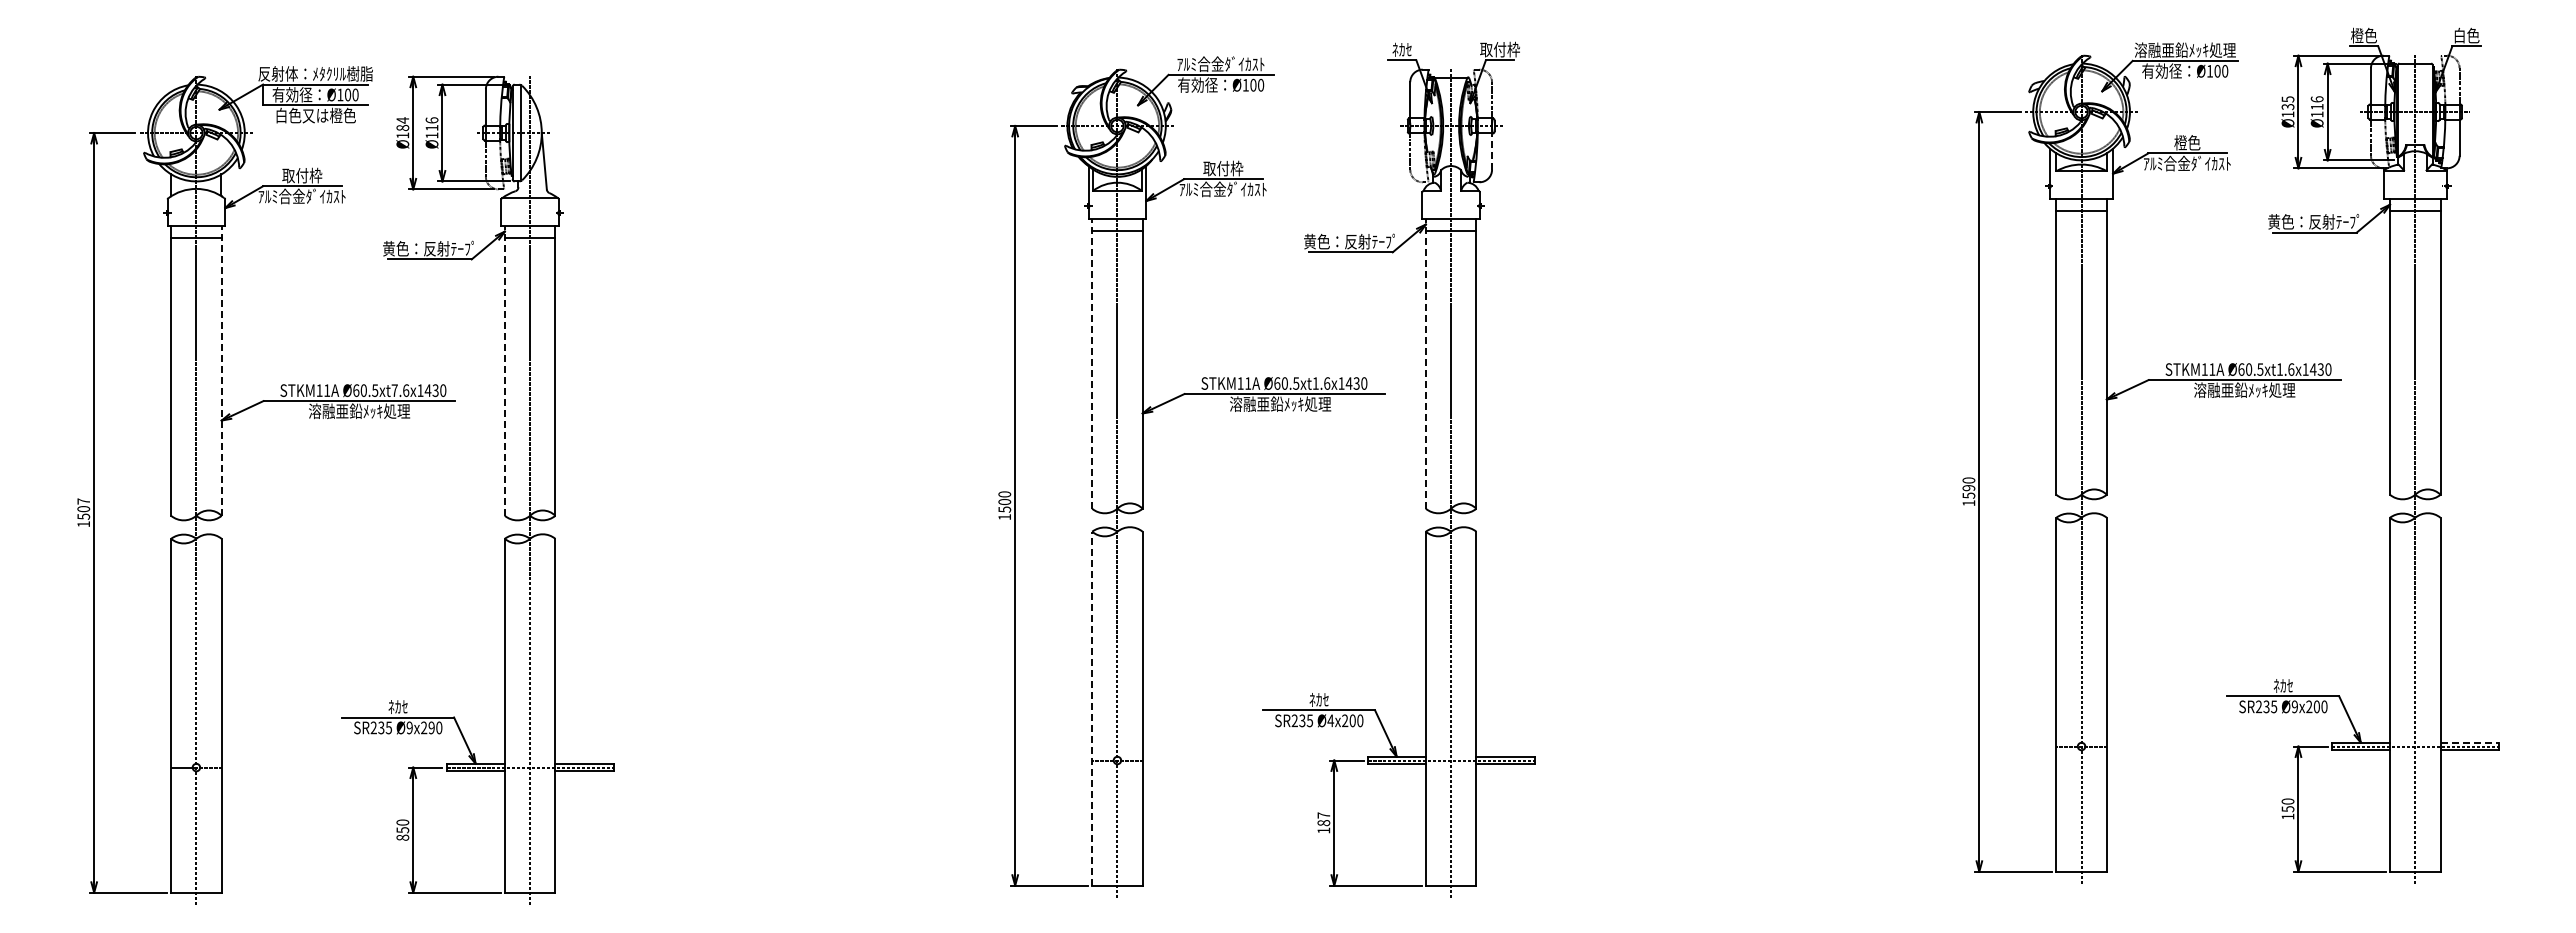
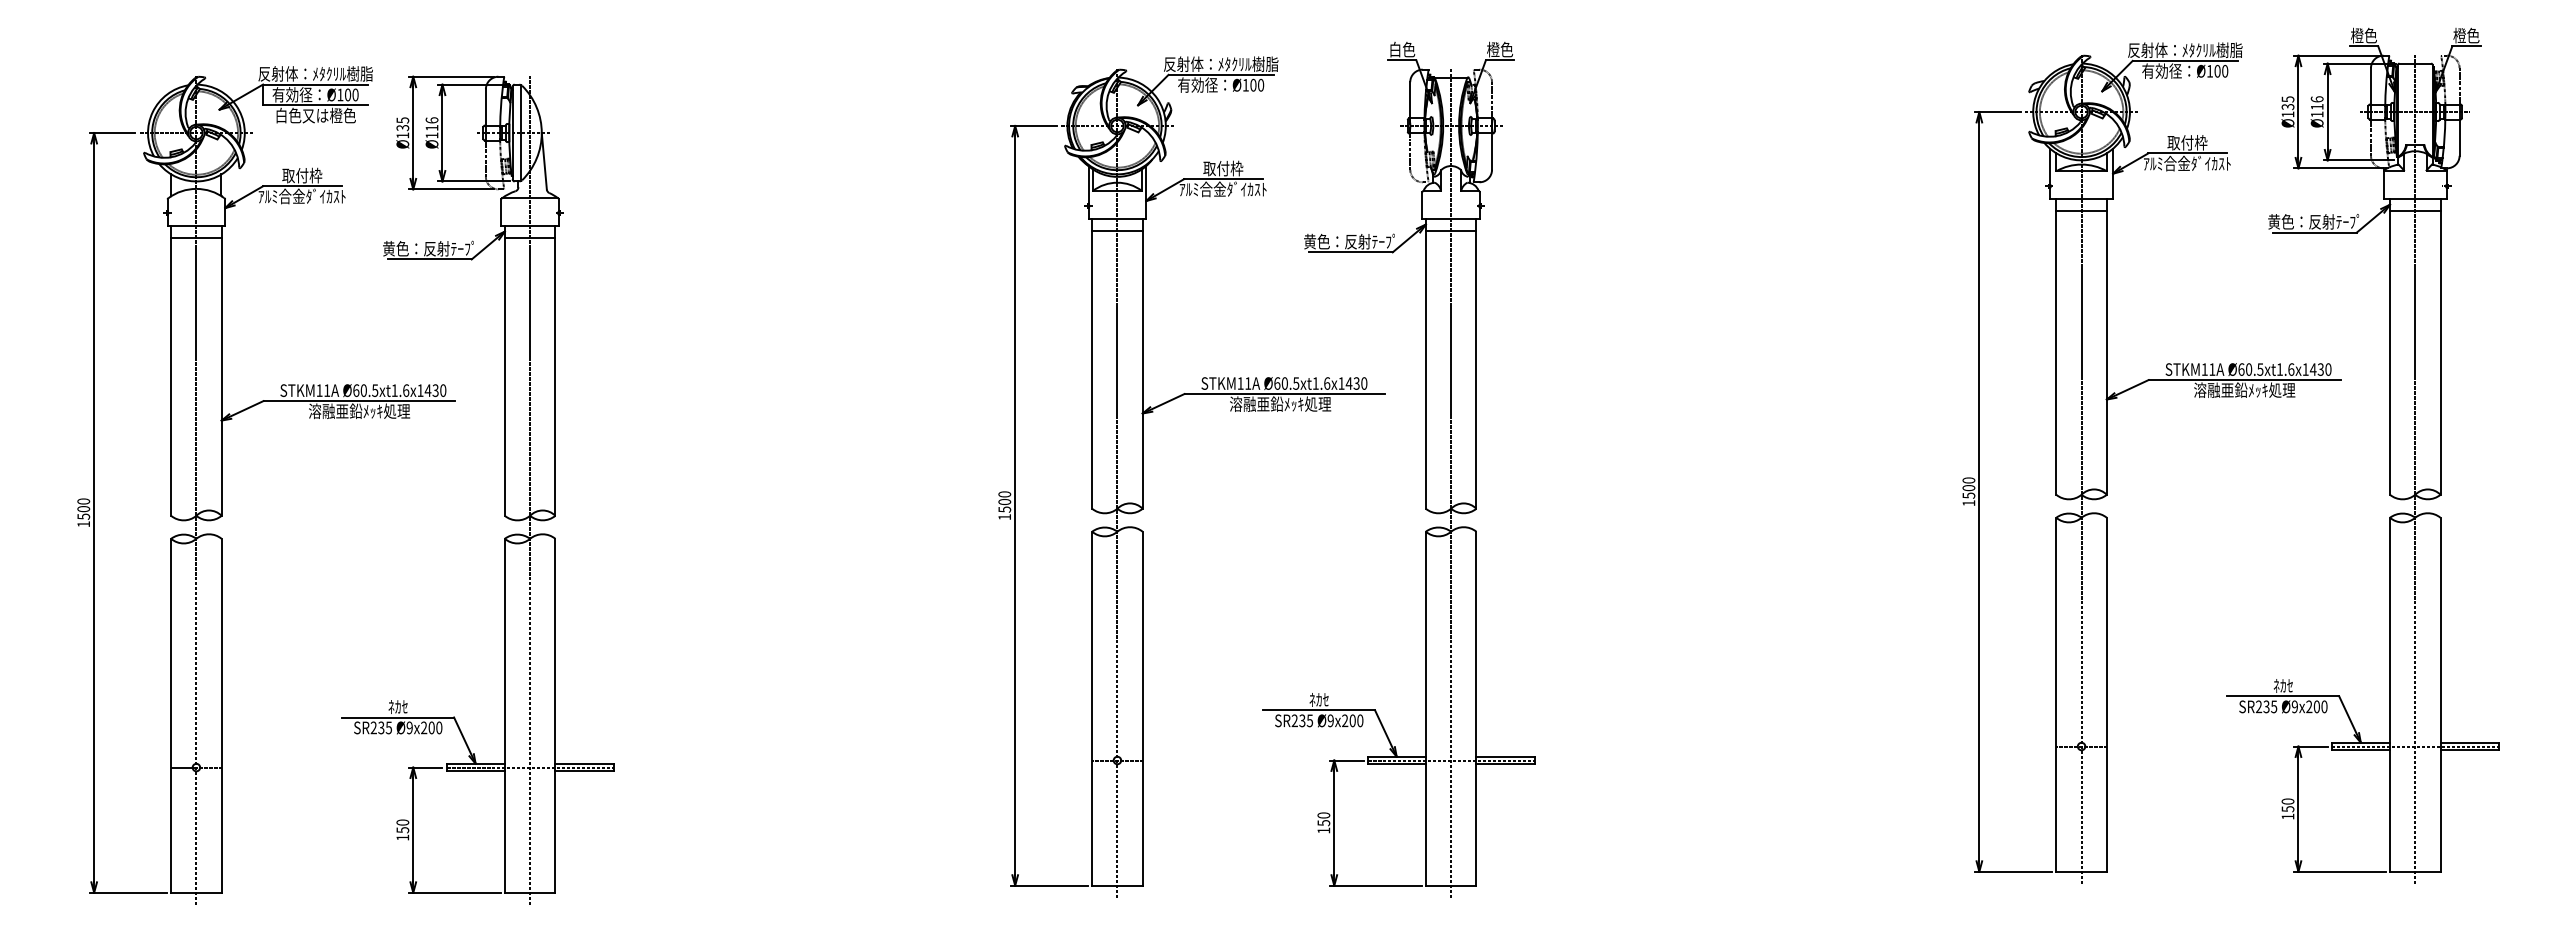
text: 白色 -> 橙色 (2459, 35)
text: ﾈｶｾ -> 白色 (1402, 49)
text: 取付枠 -> 橙色 (1500, 49)
text: 溶融亜鉛ﾒｯｷ処理 -> 反射体：ﾒﾀｸﾘﾙ樹脂 (2185, 50)
text: ｱﾙﾐ合金ﾀﾞｲｶｽﾄ -> 反射体：ﾒﾀｸﾘﾙ樹脂 (1221, 63)
text: Ø184 -> Ø135 (402, 124)
text: 橙色 -> 取付枠 (2187, 142)
line: dashed -> solid (1492, 151)
line: dashed -> solid (1092, 363)
line: dashed -> solid (1425, 363)
line: dashed -> solid (221, 370)
line: dashed -> solid (504, 370)
text: Ø60.5xt7.6x1430 -> Ø60.5xt1.6x1430 (394, 390)
text: 1590 -> 1500 (1968, 488)
text: 1507 -> 1500 (83, 501)
line: dashed -> solid (1092, 708)
text: Ø4x200 -> Ø9x200 (1330, 720)
text: Ø9x290 -> Ø9x200 (431, 727)
line: dashed -> solid (2470, 742)
text: 187 -> 150 (1323, 819)
text: 850 -> 150 (402, 837)
